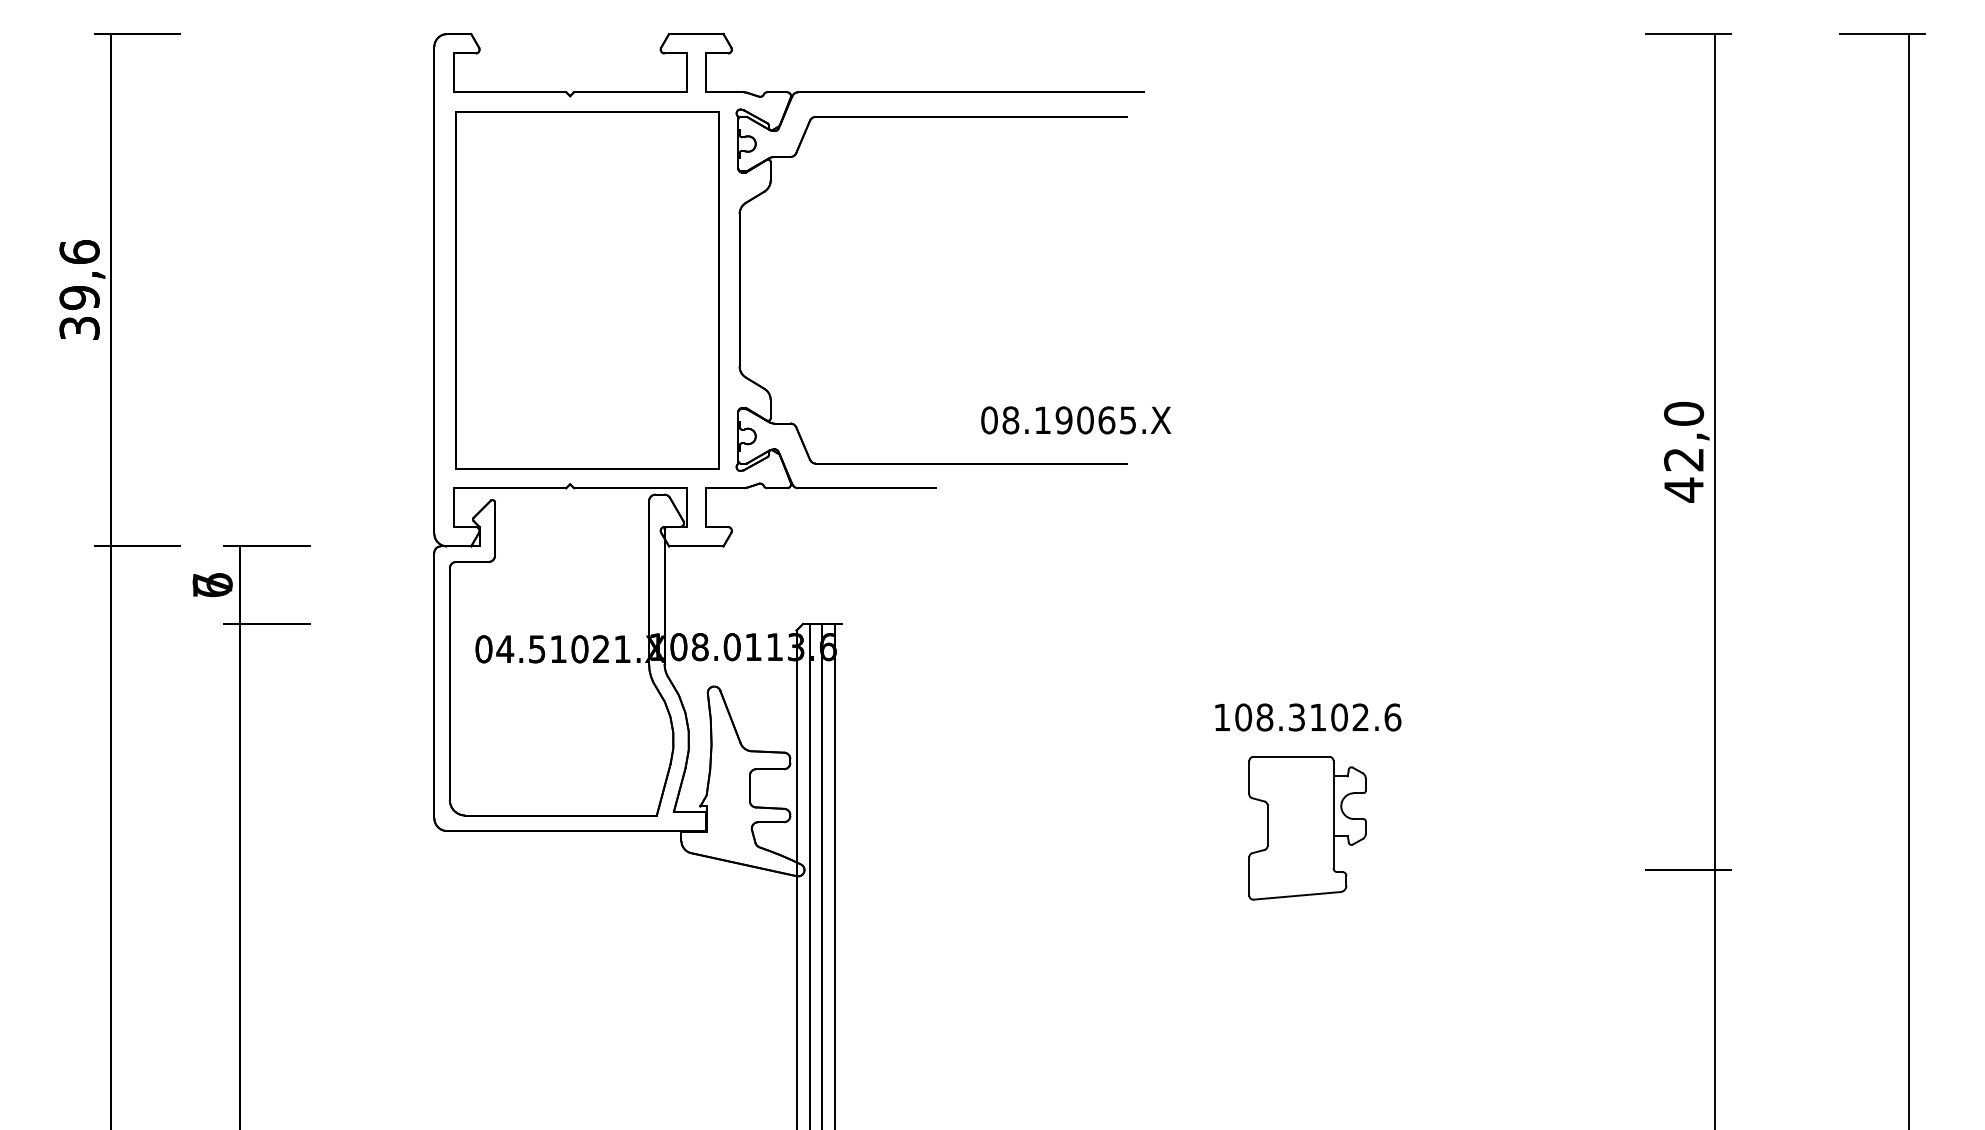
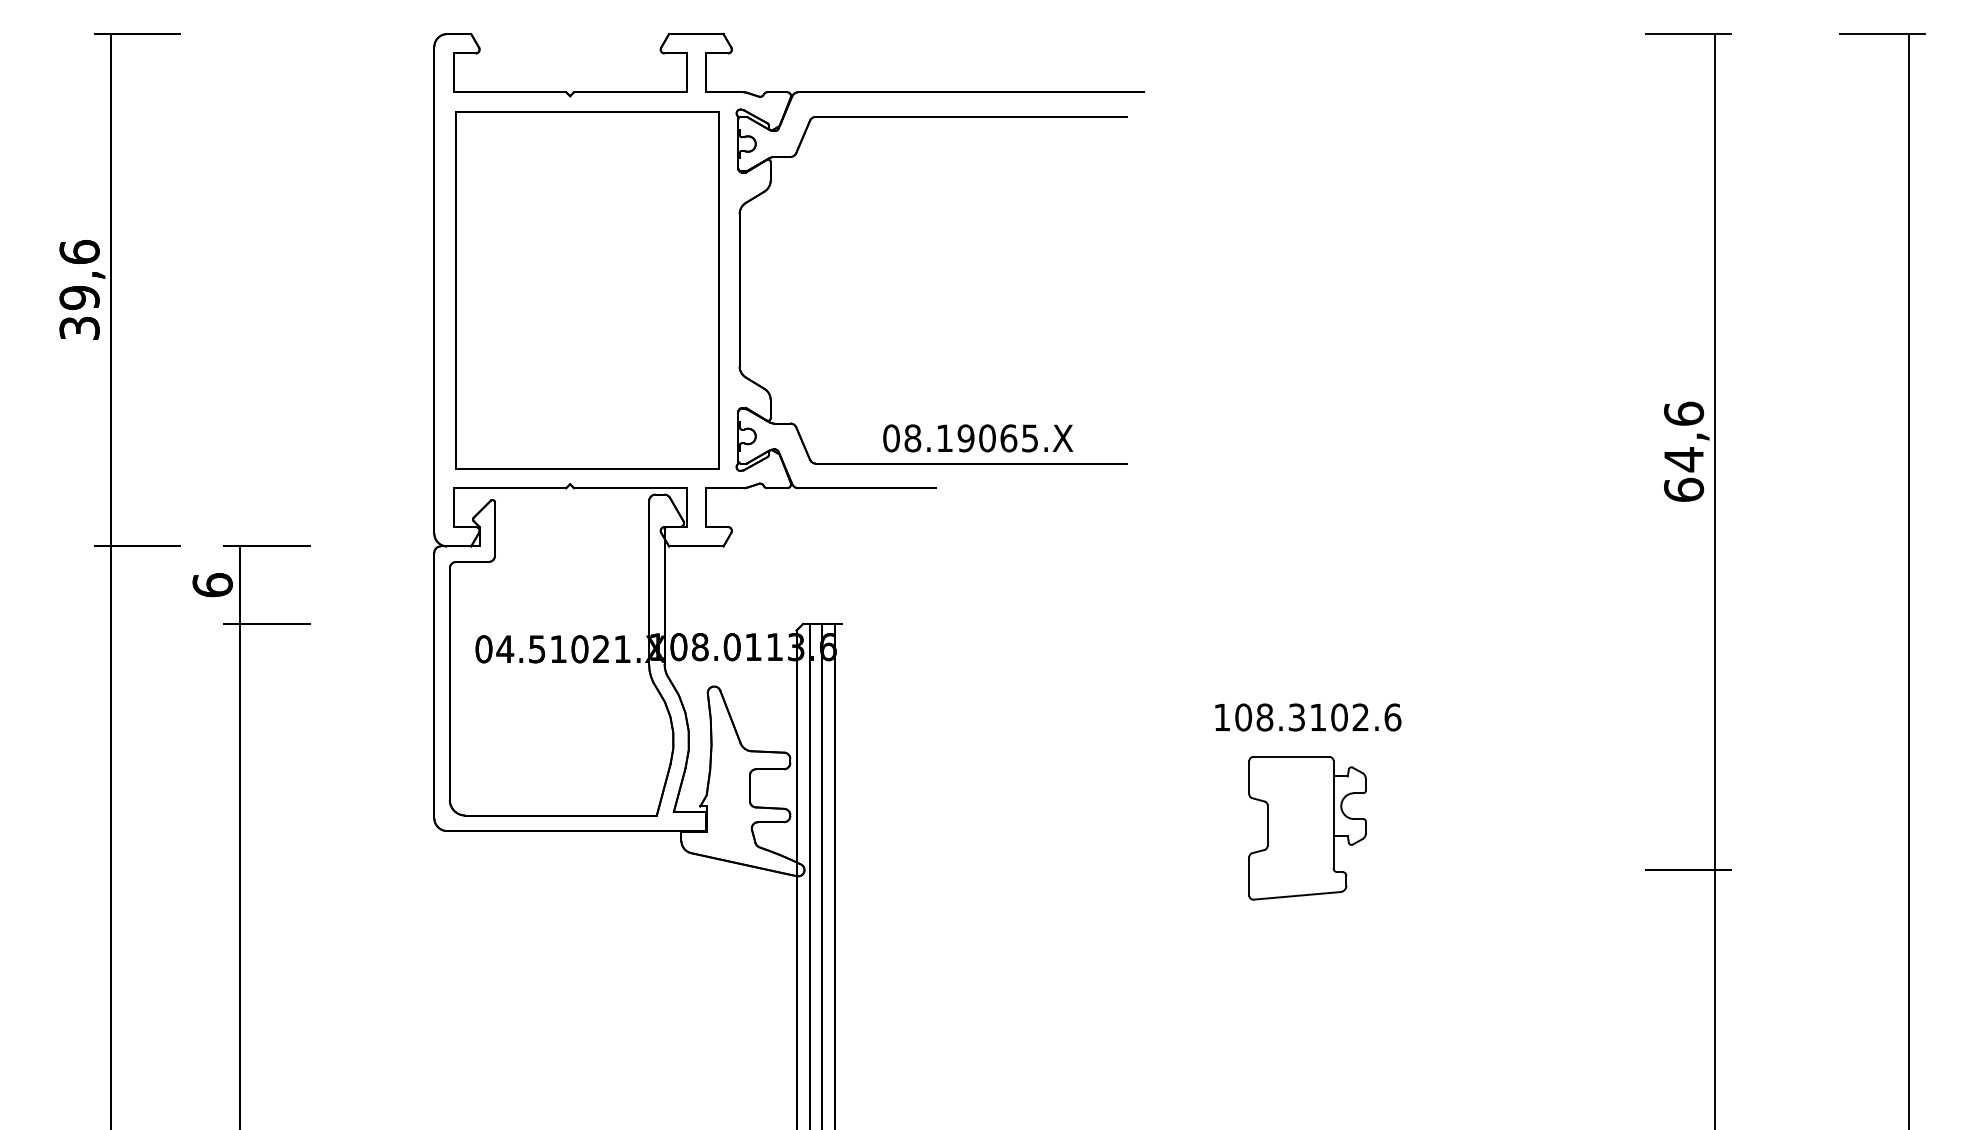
text position: (1076, 420) -> (978, 438) (978, 438)
text: 42,0 -> 64,6 (1684, 451)
text: 7 -> 6 (212, 585)
